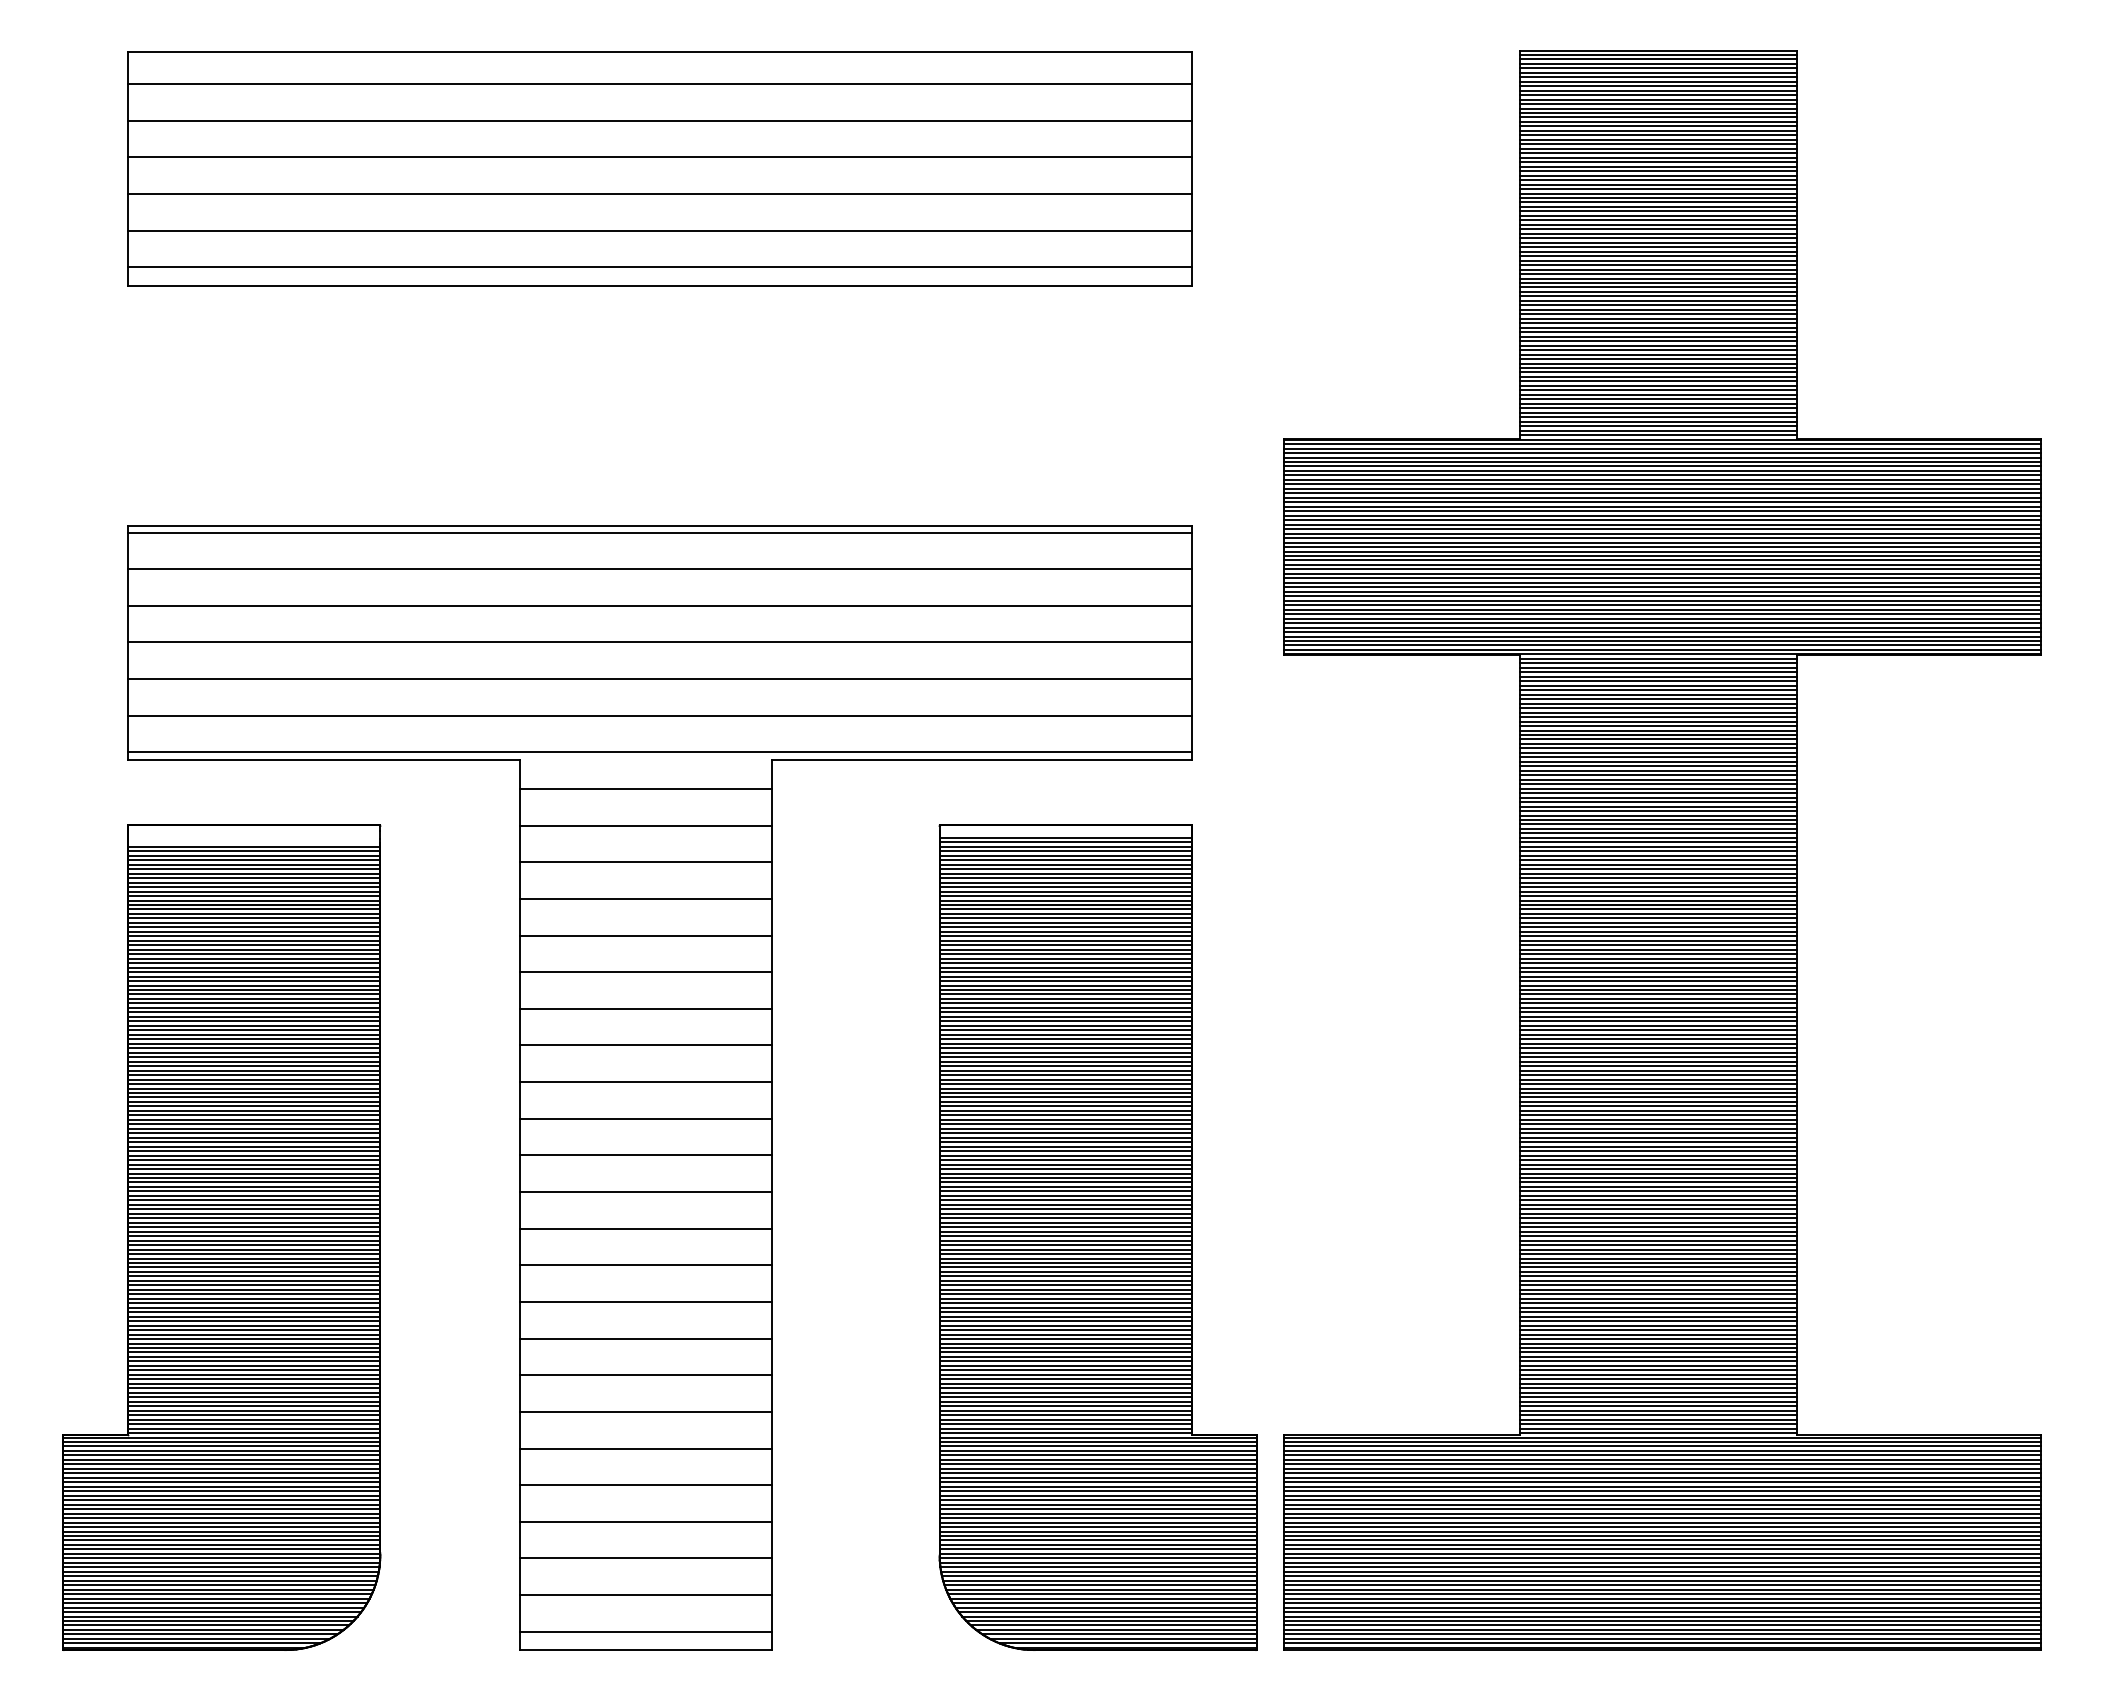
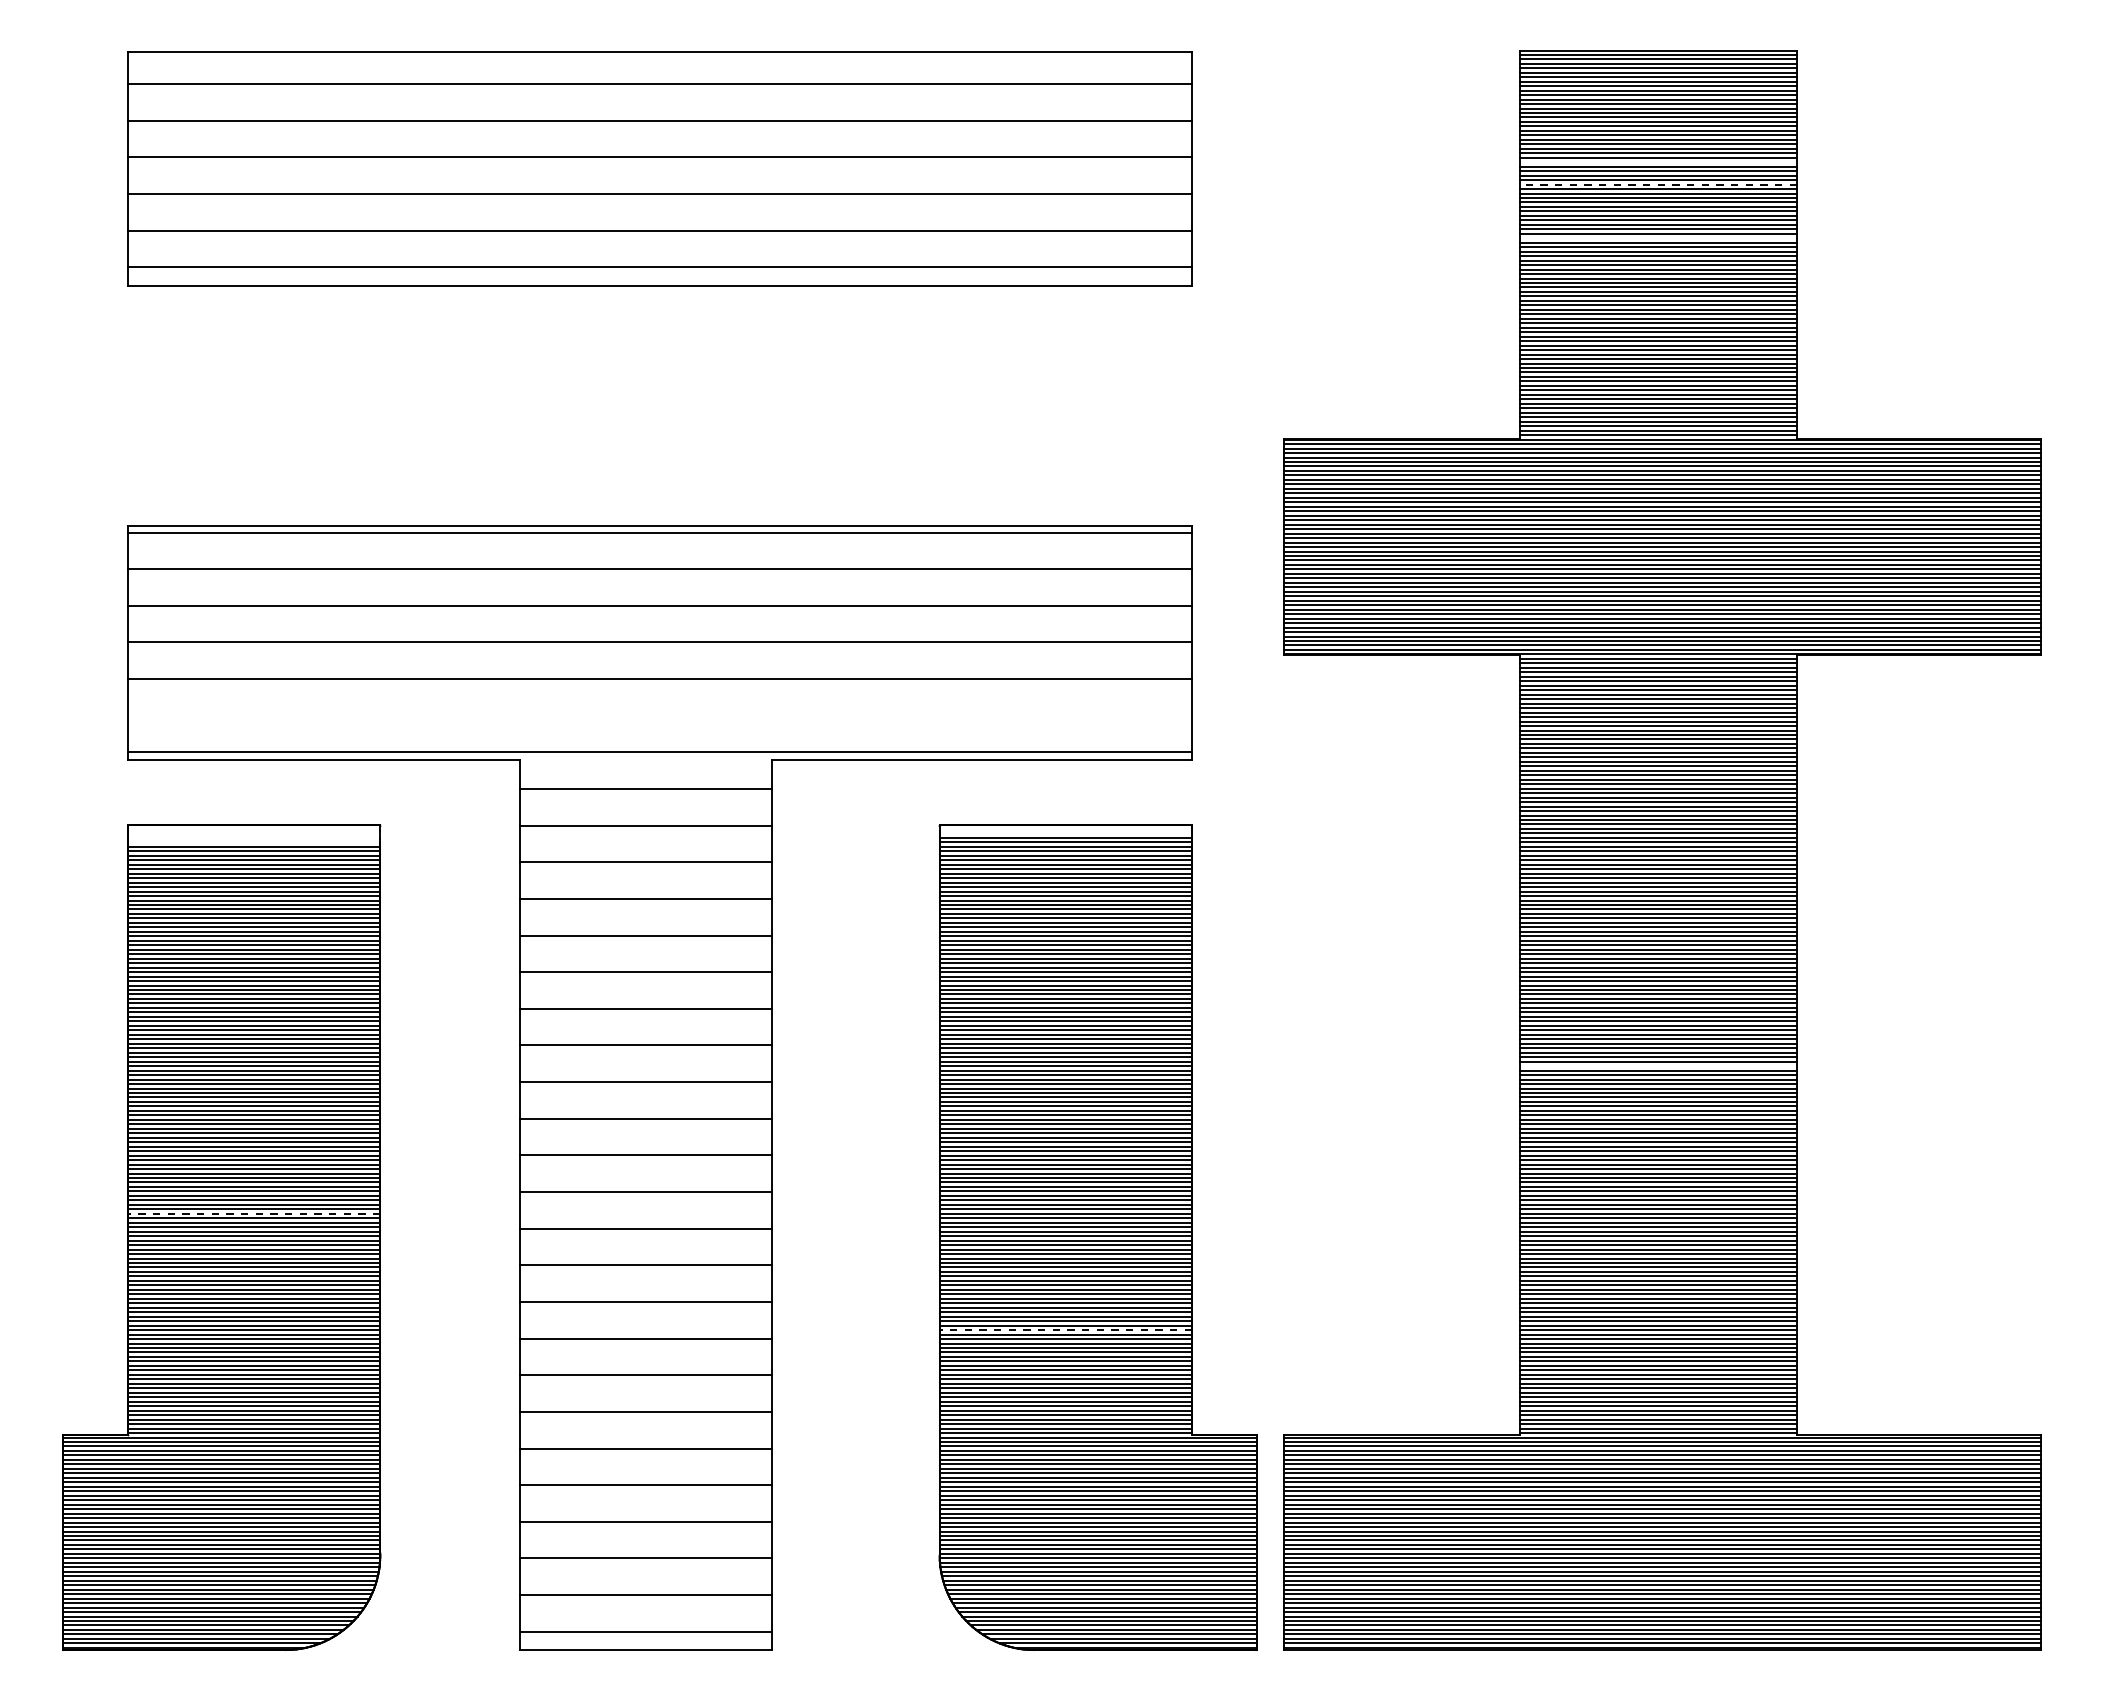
line: present -> none (1657, 162)
line: solid -> dashed (1658, 184)
line: present -> none (1657, 238)
line: present -> none (659, 715)
line: present -> none (1657, 1066)
line: solid -> dashed (253, 1213)
line: solid -> dashed (1065, 1330)
